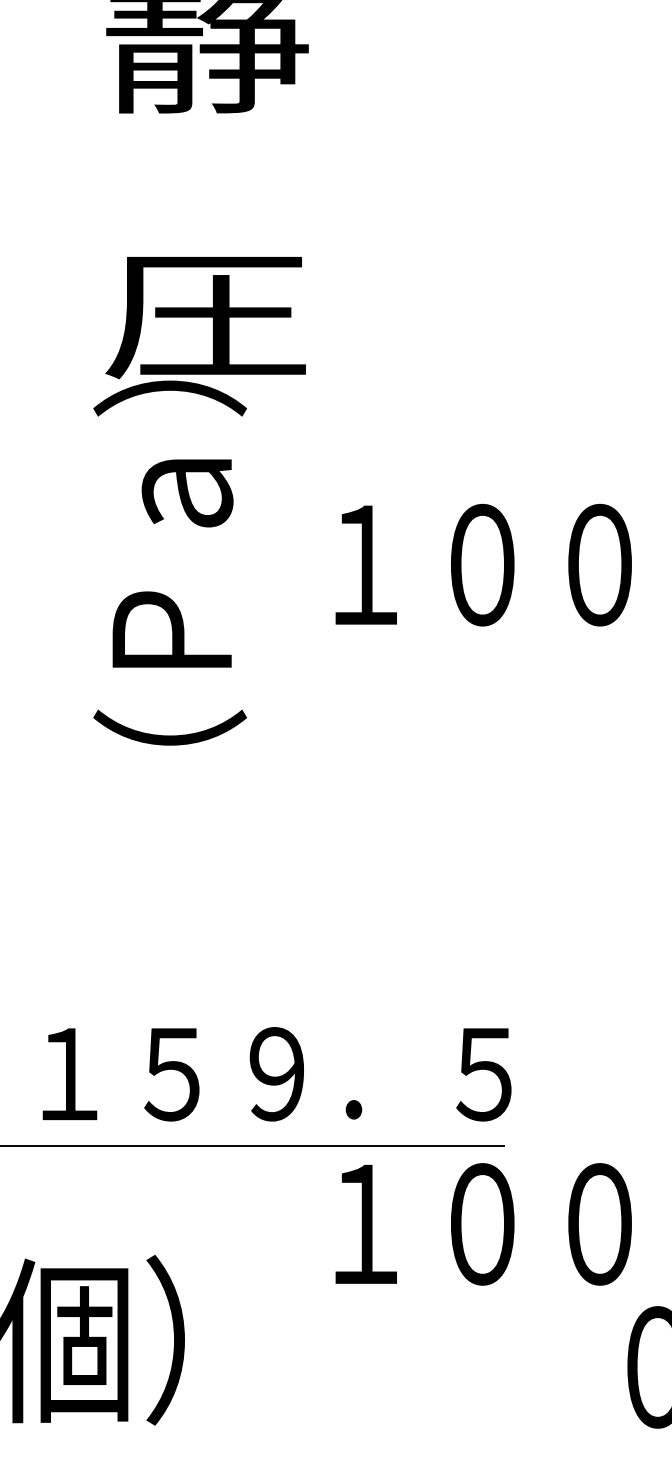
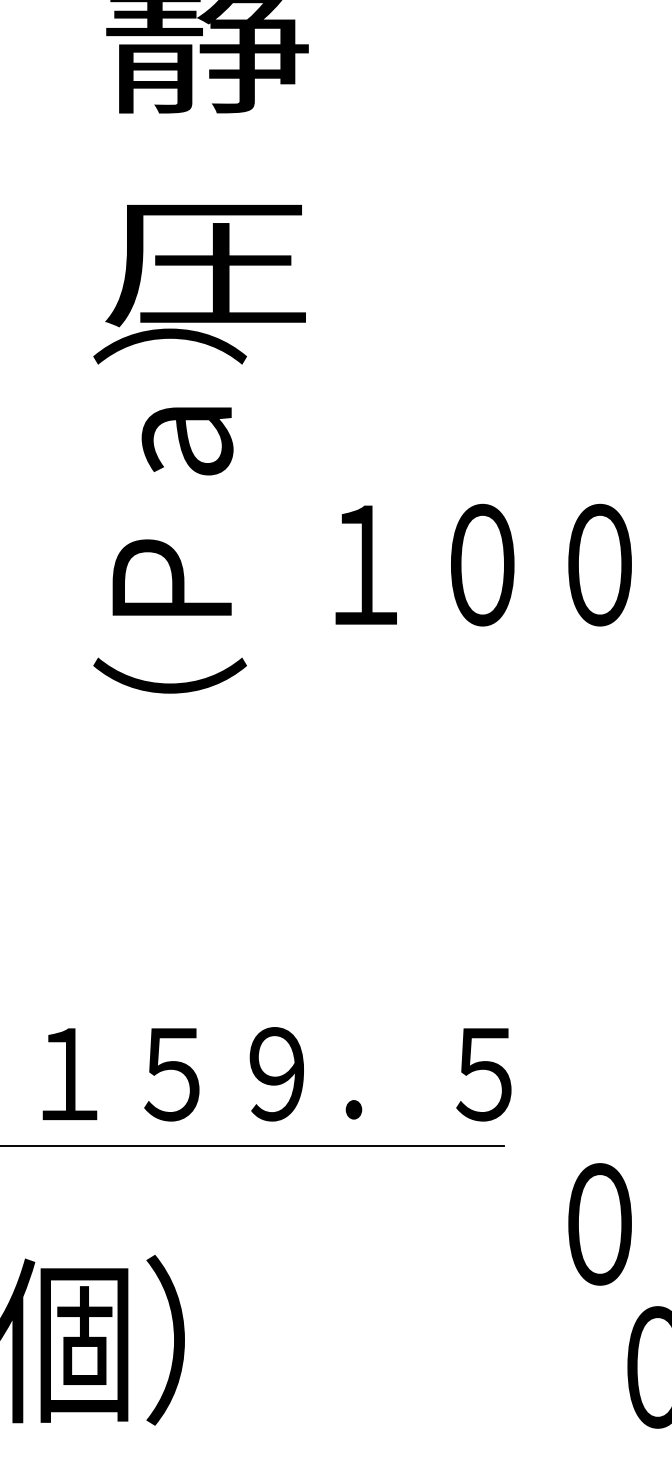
text position: (199, 501) -> (199, 449) (199, 449)
text: １００ -> ０ (424, 1224)
